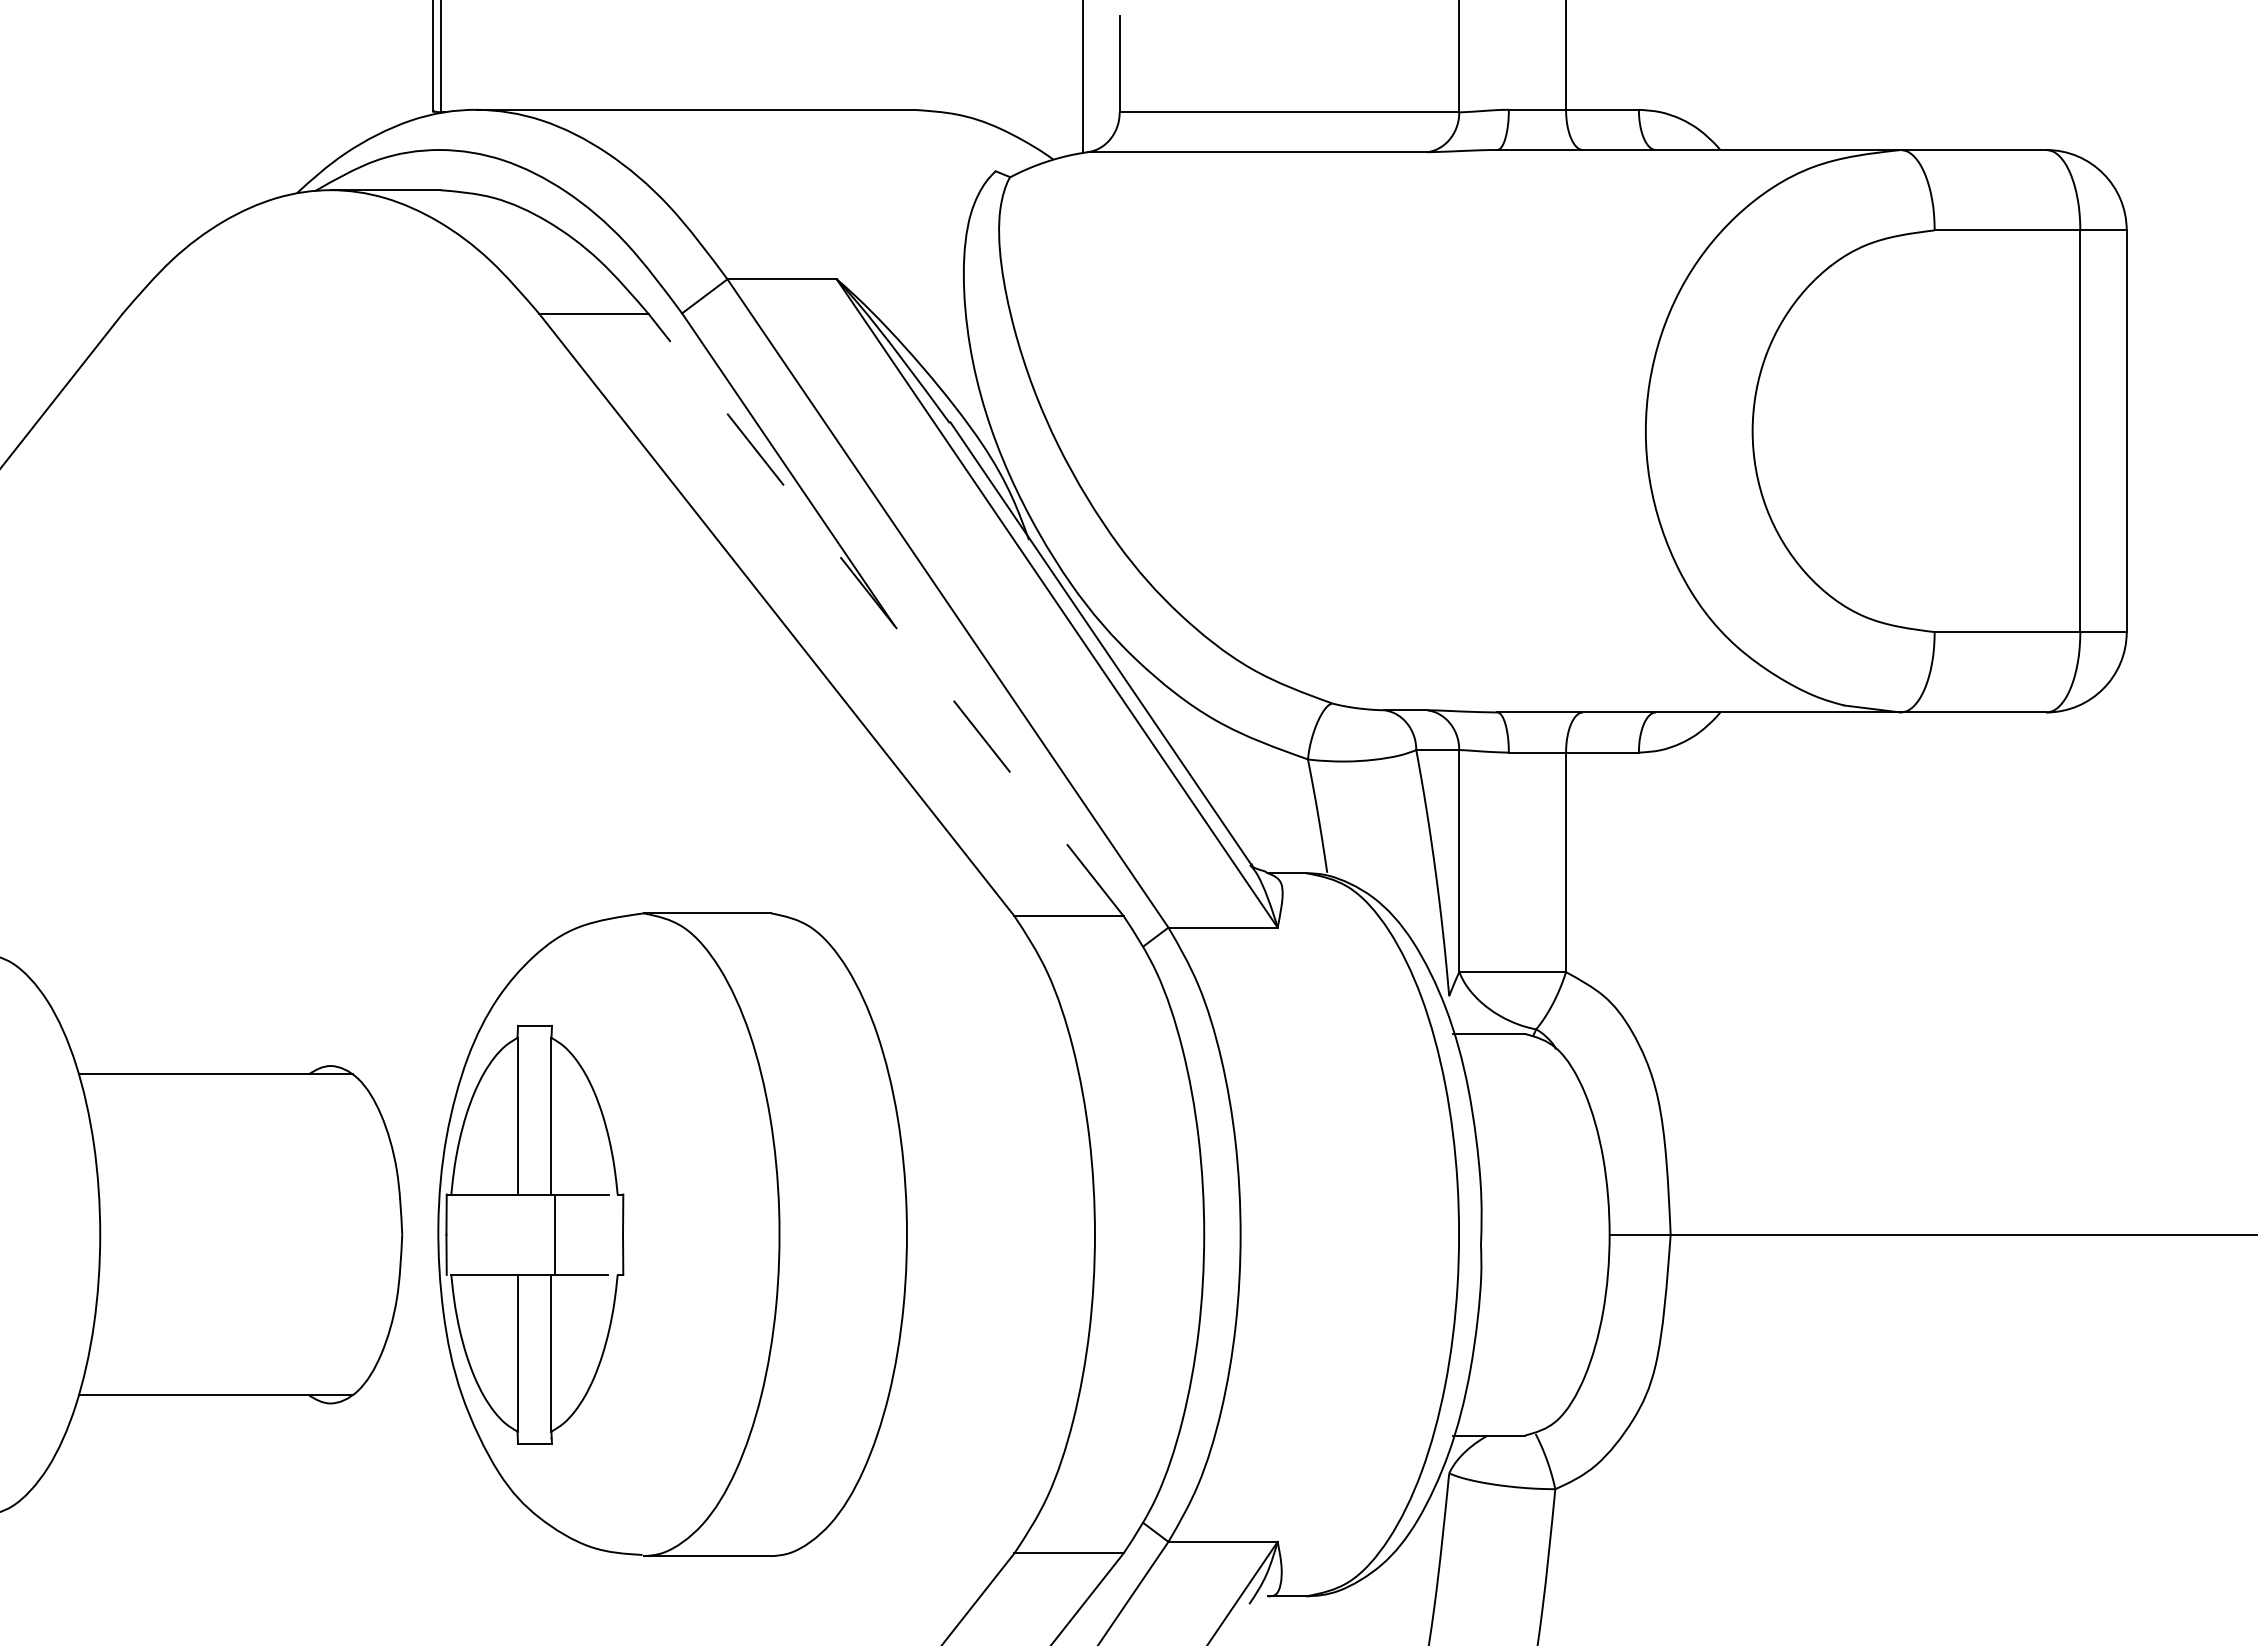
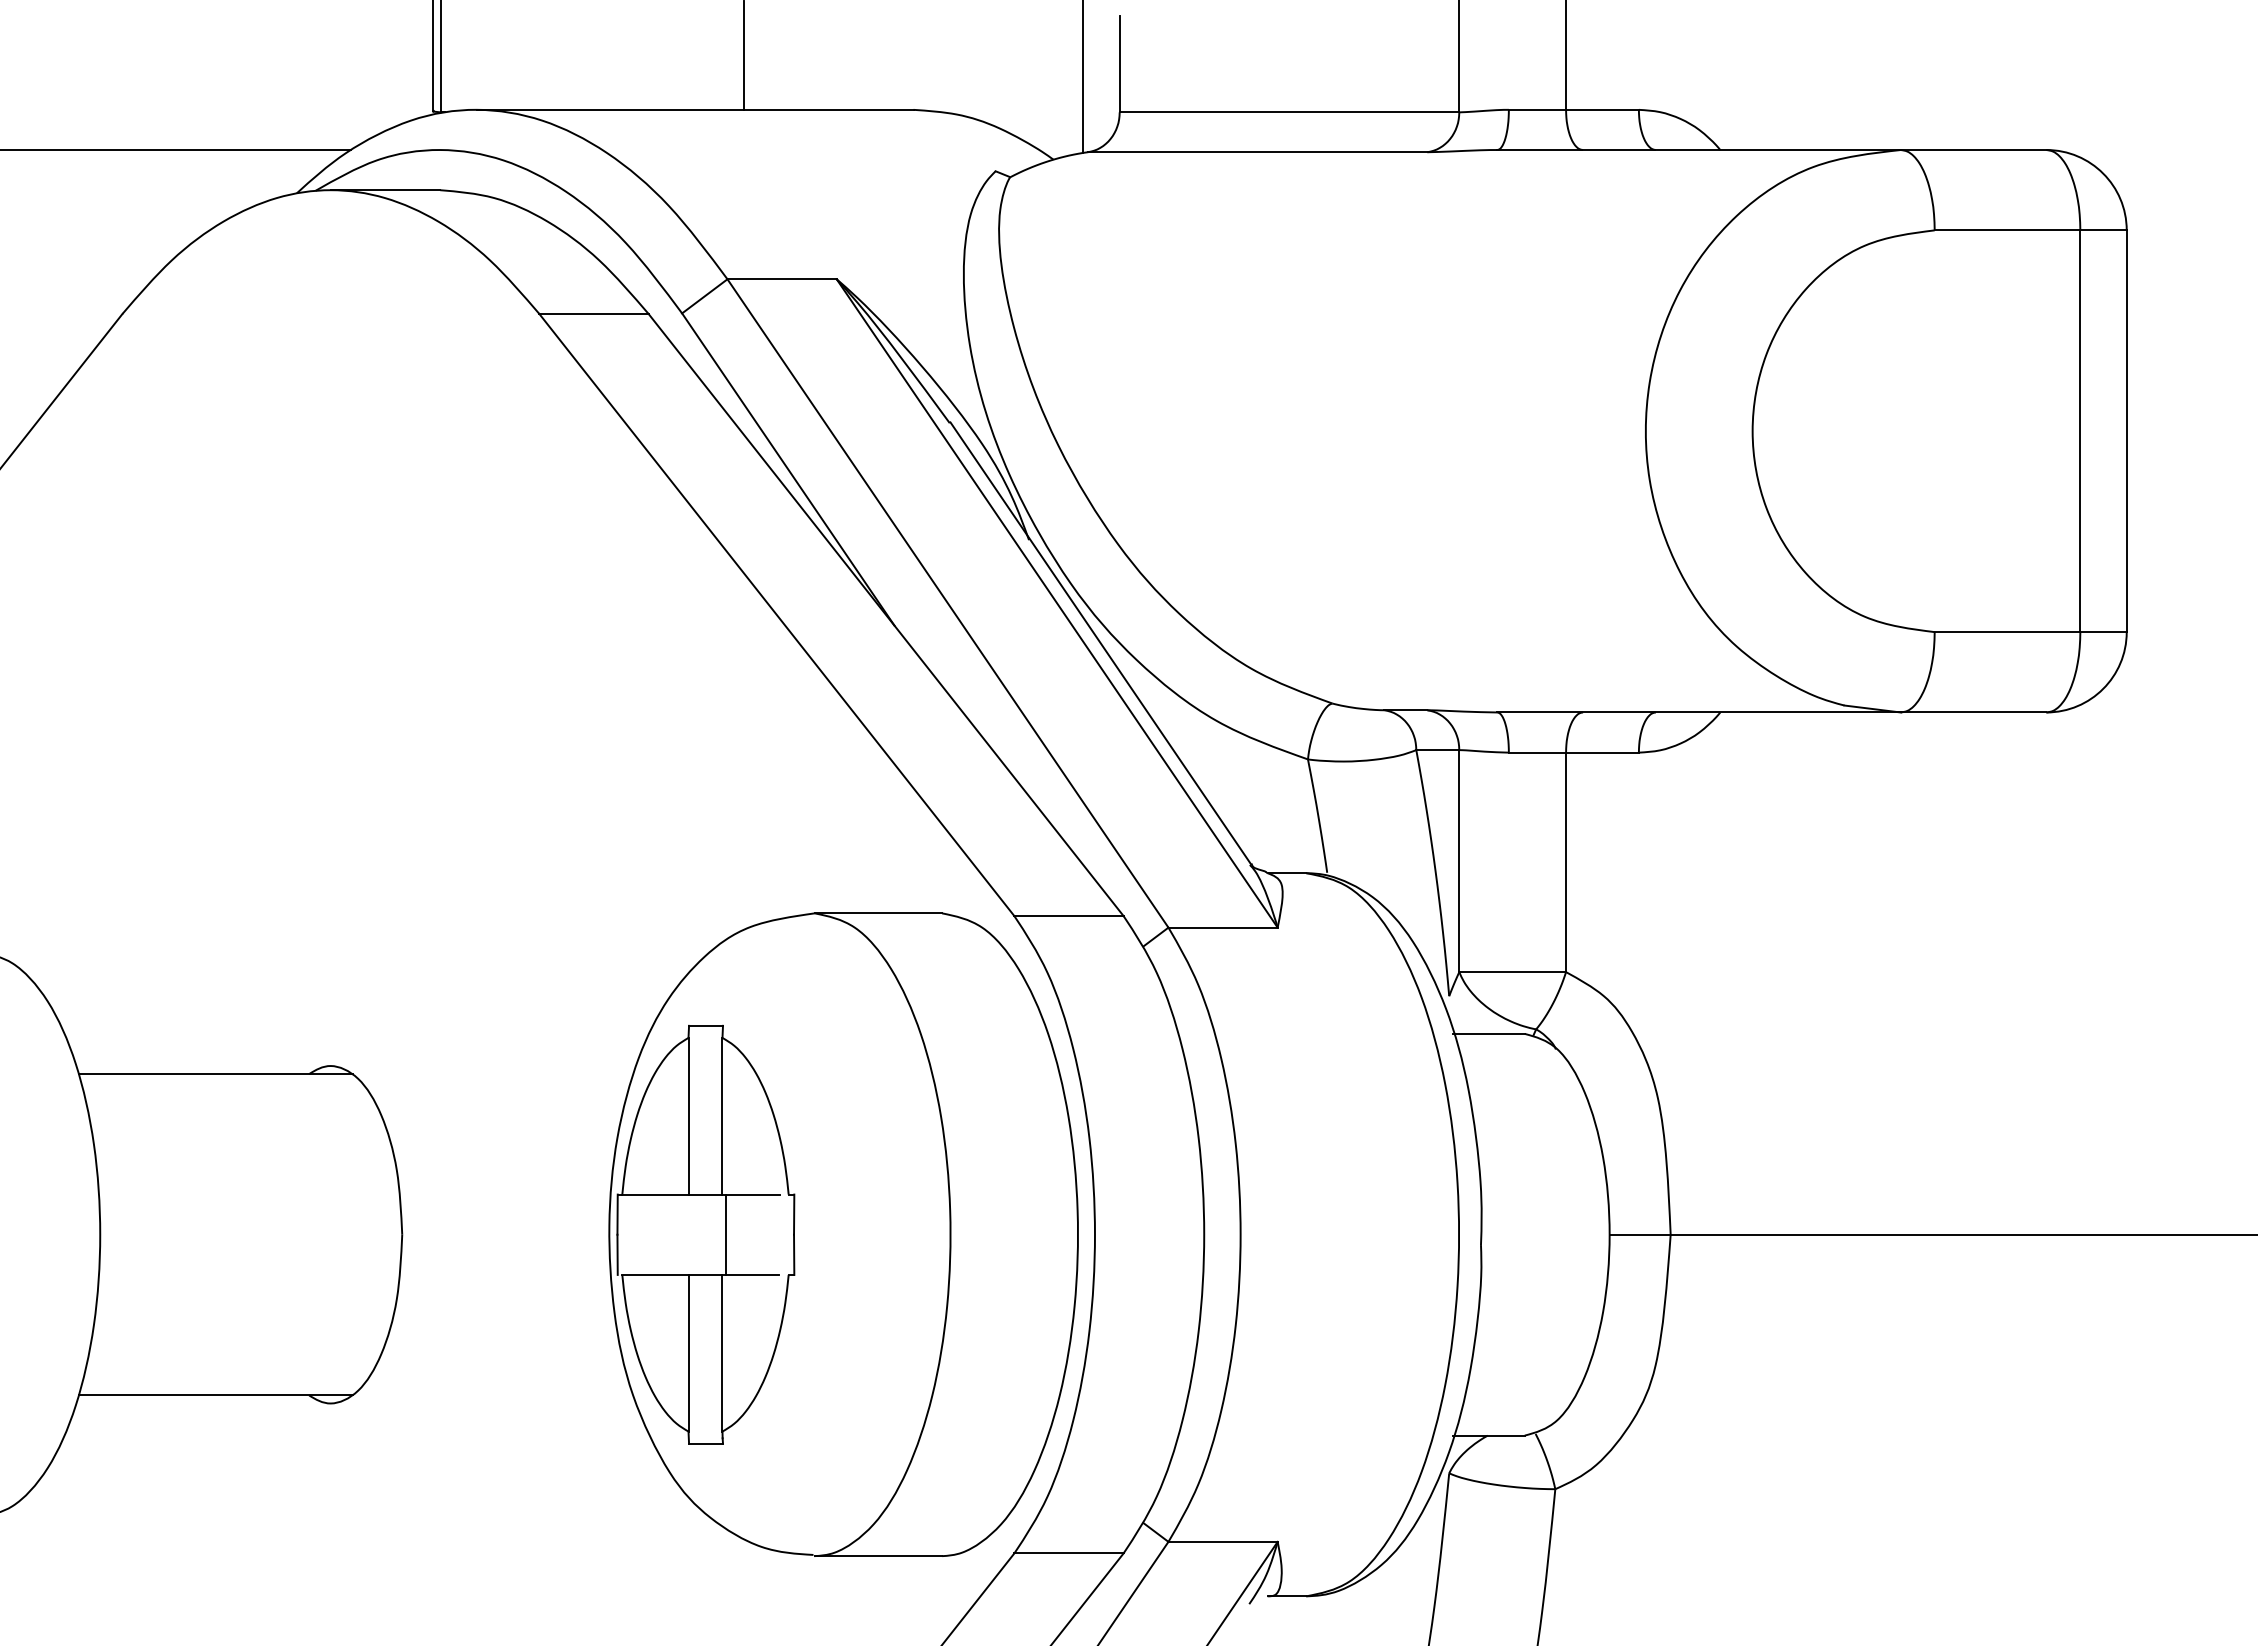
line: none -> present (743, 55)
line: none -> present (176, 150)
line: dashed -> solid (885, 614)
part position: (672, 1234) -> (843, 1234) (843, 1234)
